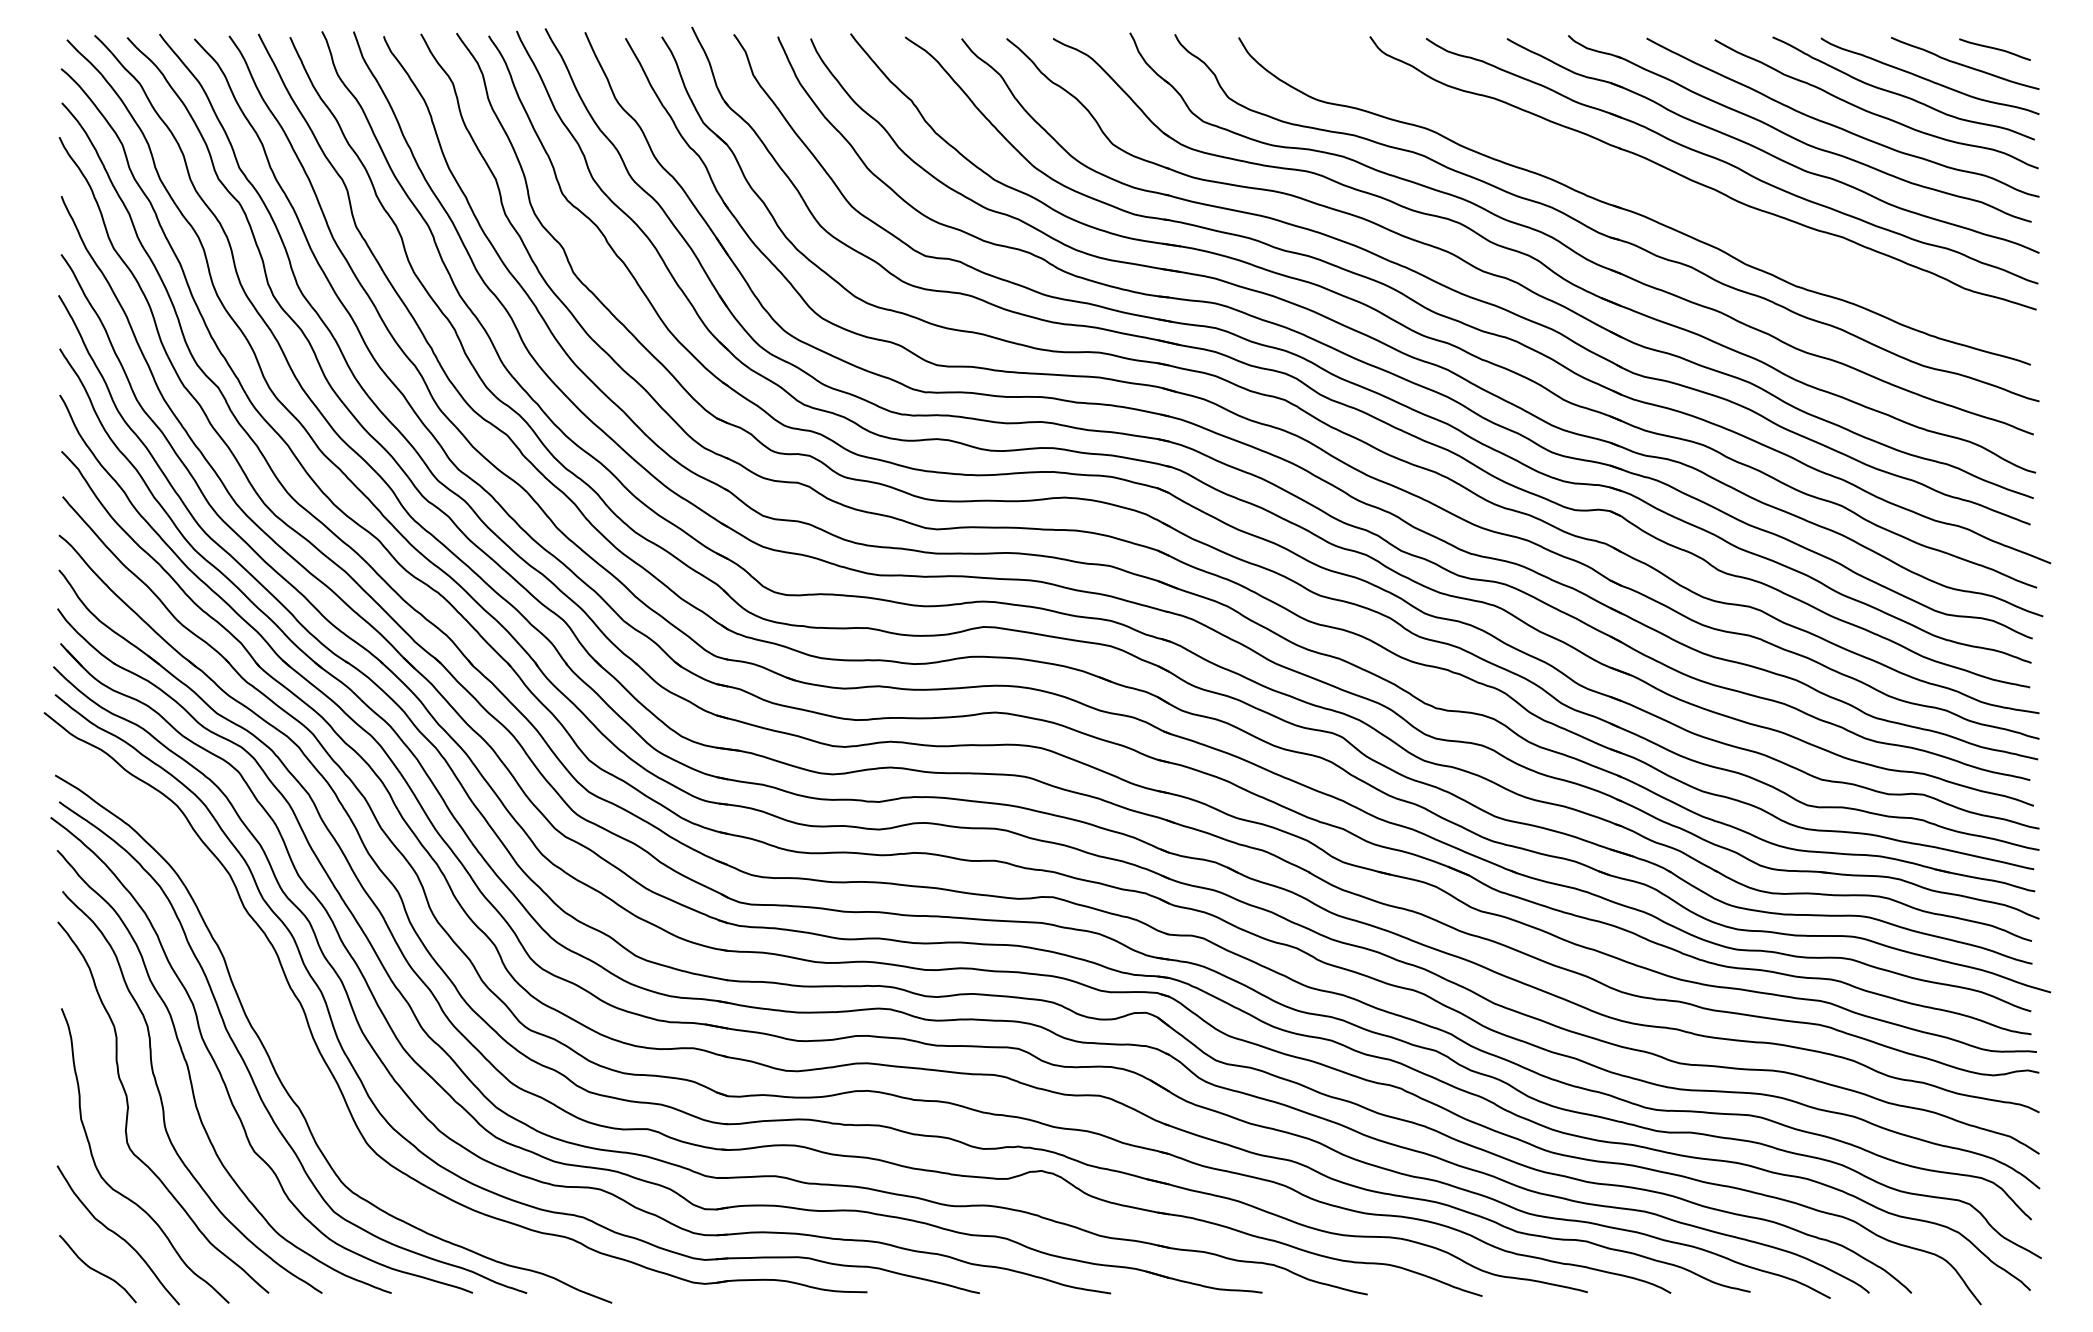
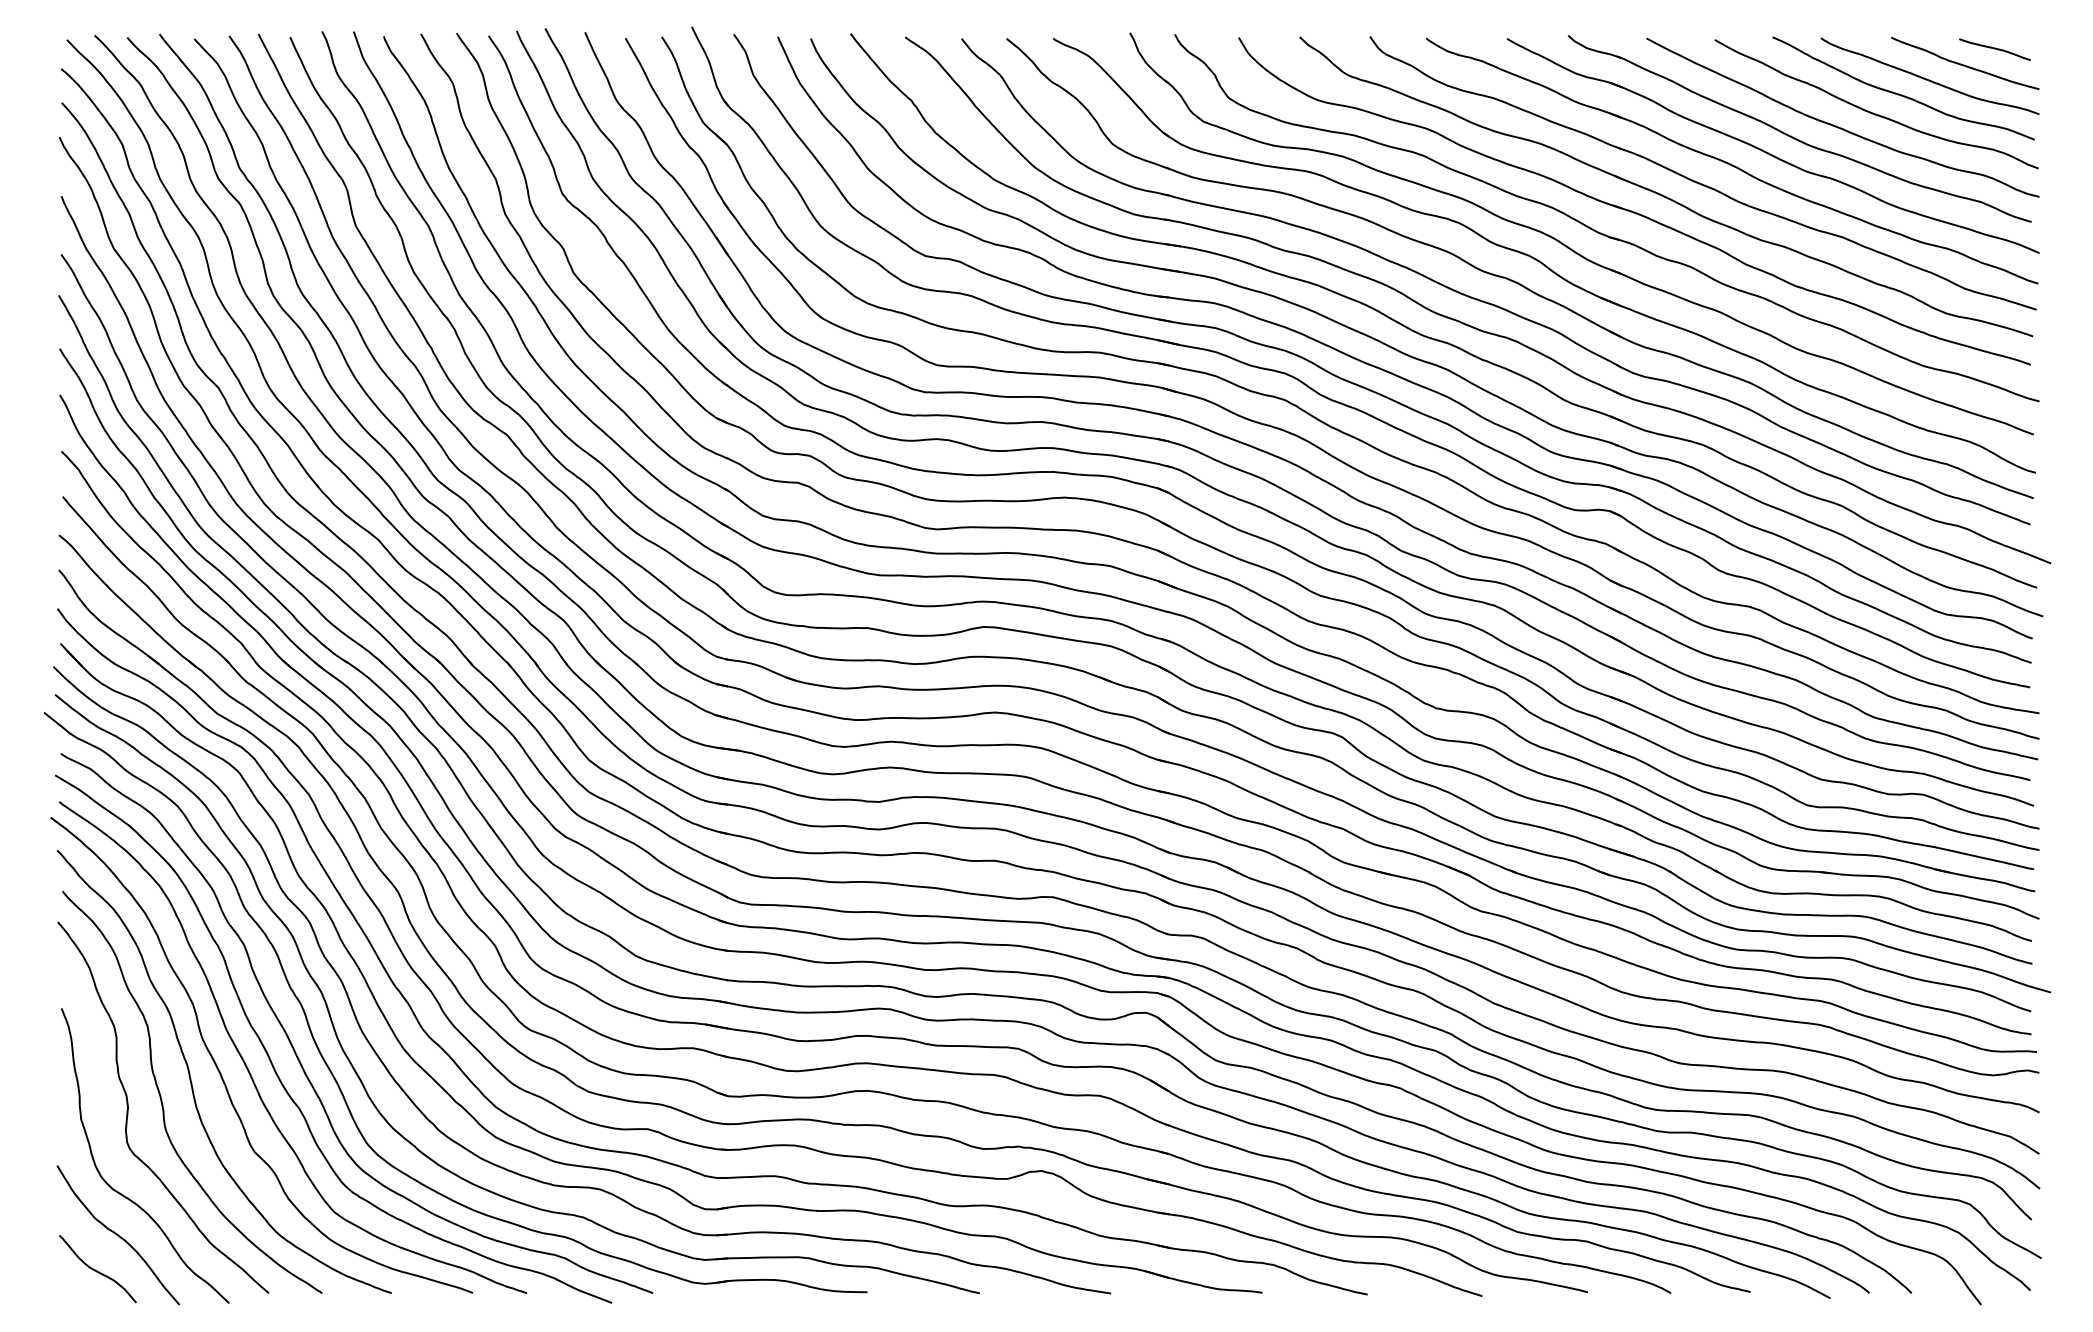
part: none -> present (1662, 194)
curve: none -> present (296, 1052)
